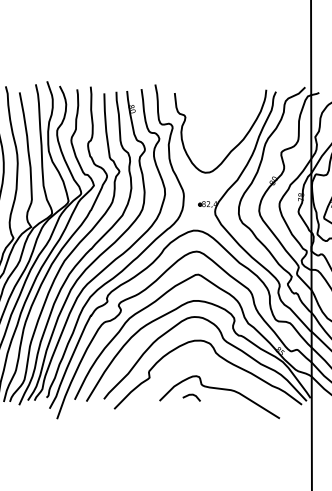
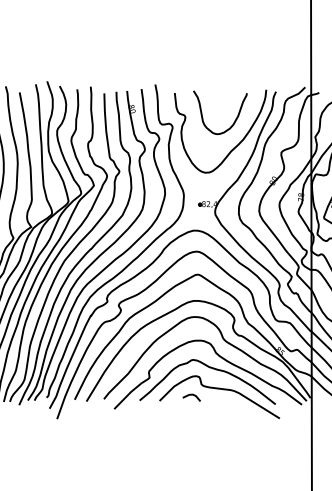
curve: none -> present (234, 120)
curve: none -> present (212, 369)
